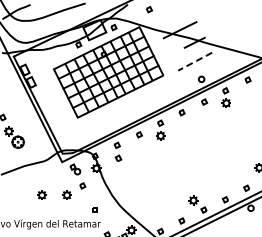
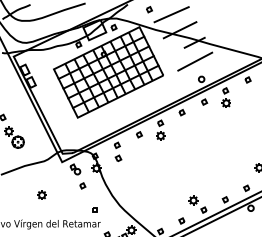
line: none -> present (171, 14)
line: dashed -> solid (194, 61)
part: present -> none (66, 194)
